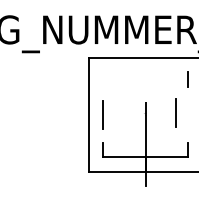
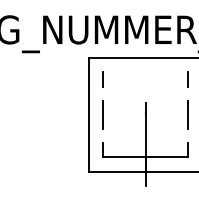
line: none -> present (102, 79)
line position: (175, 112) -> (187, 114) (187, 114)
